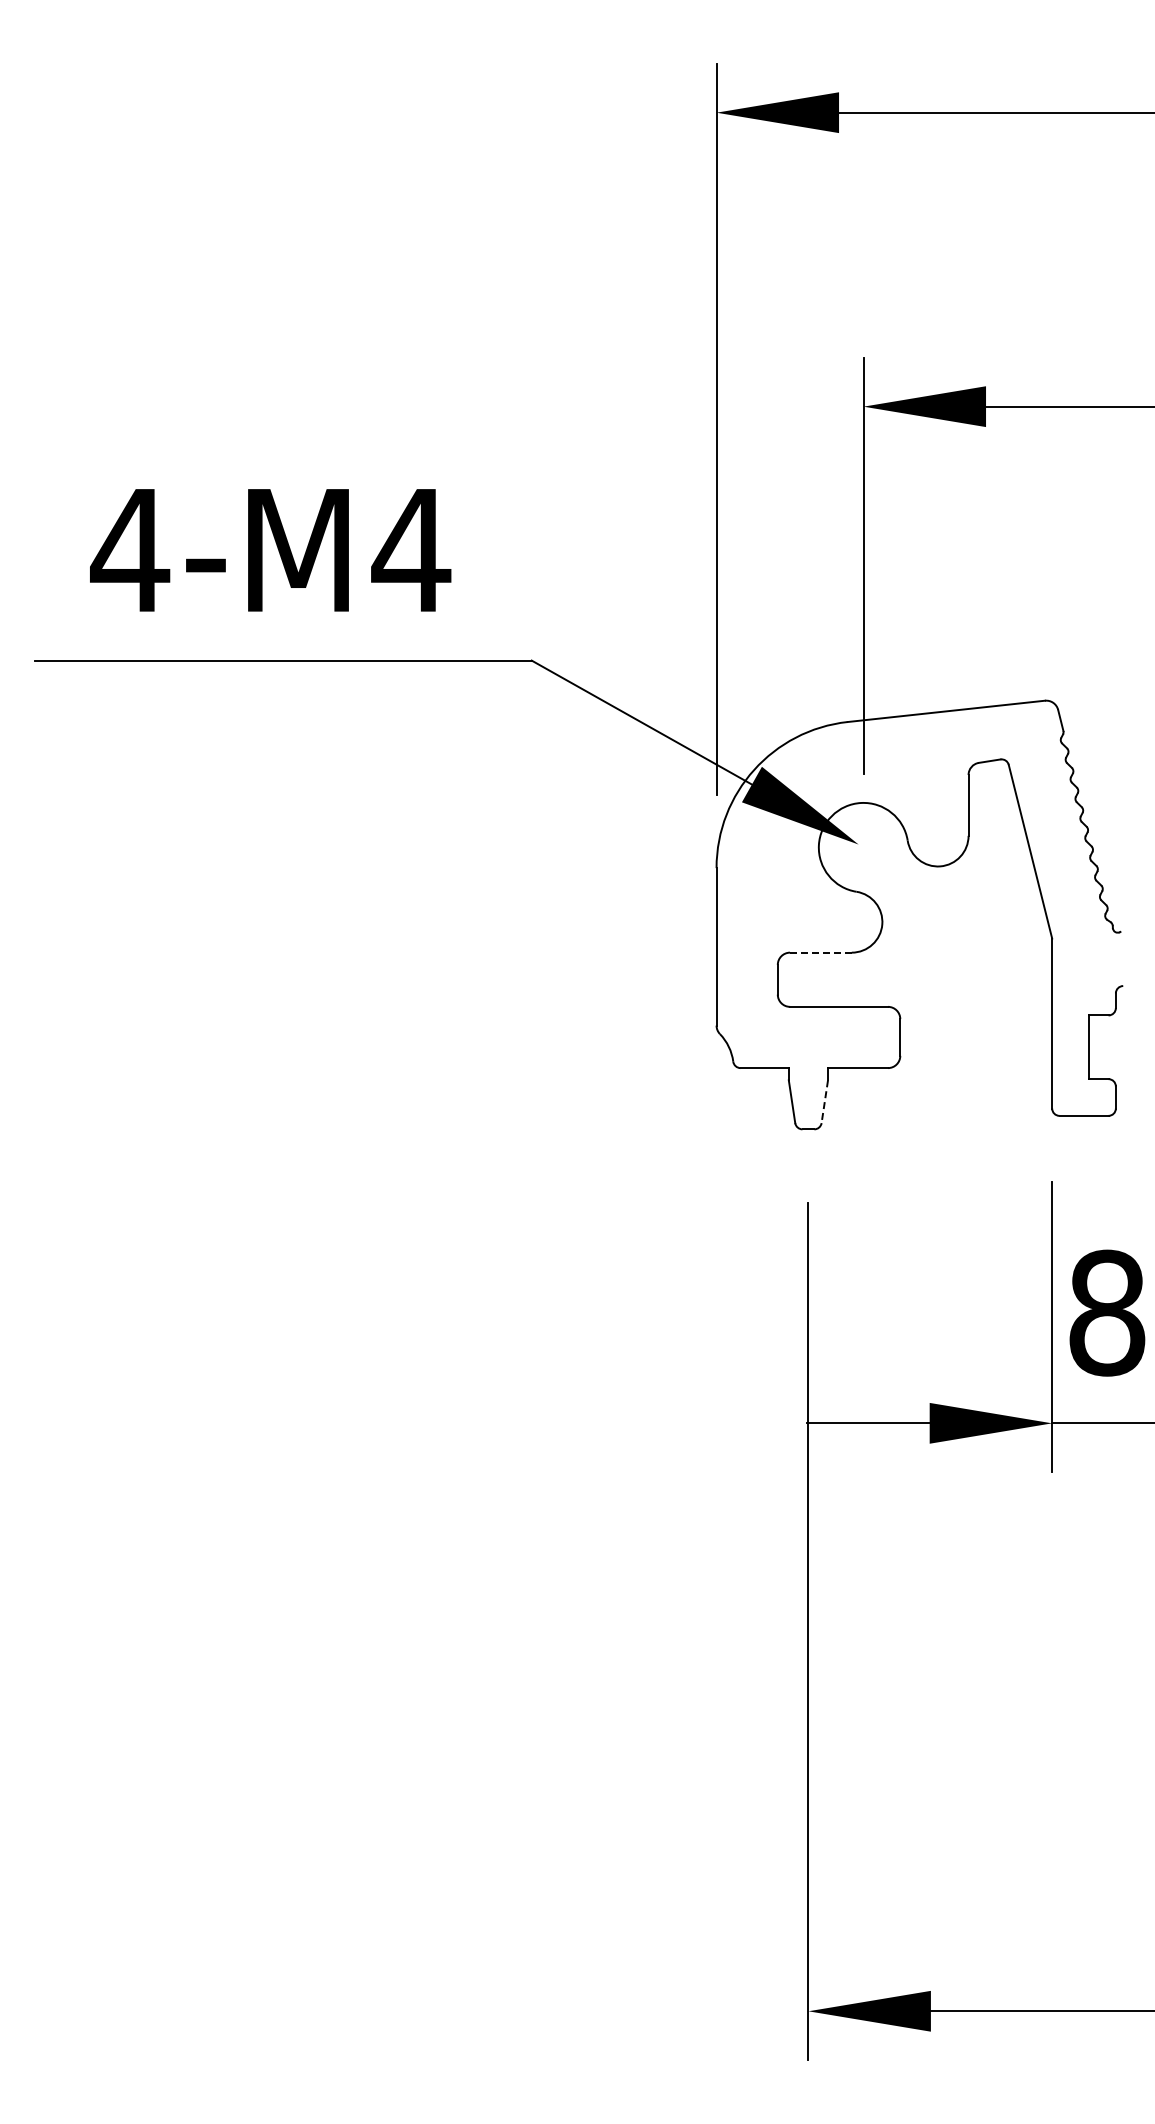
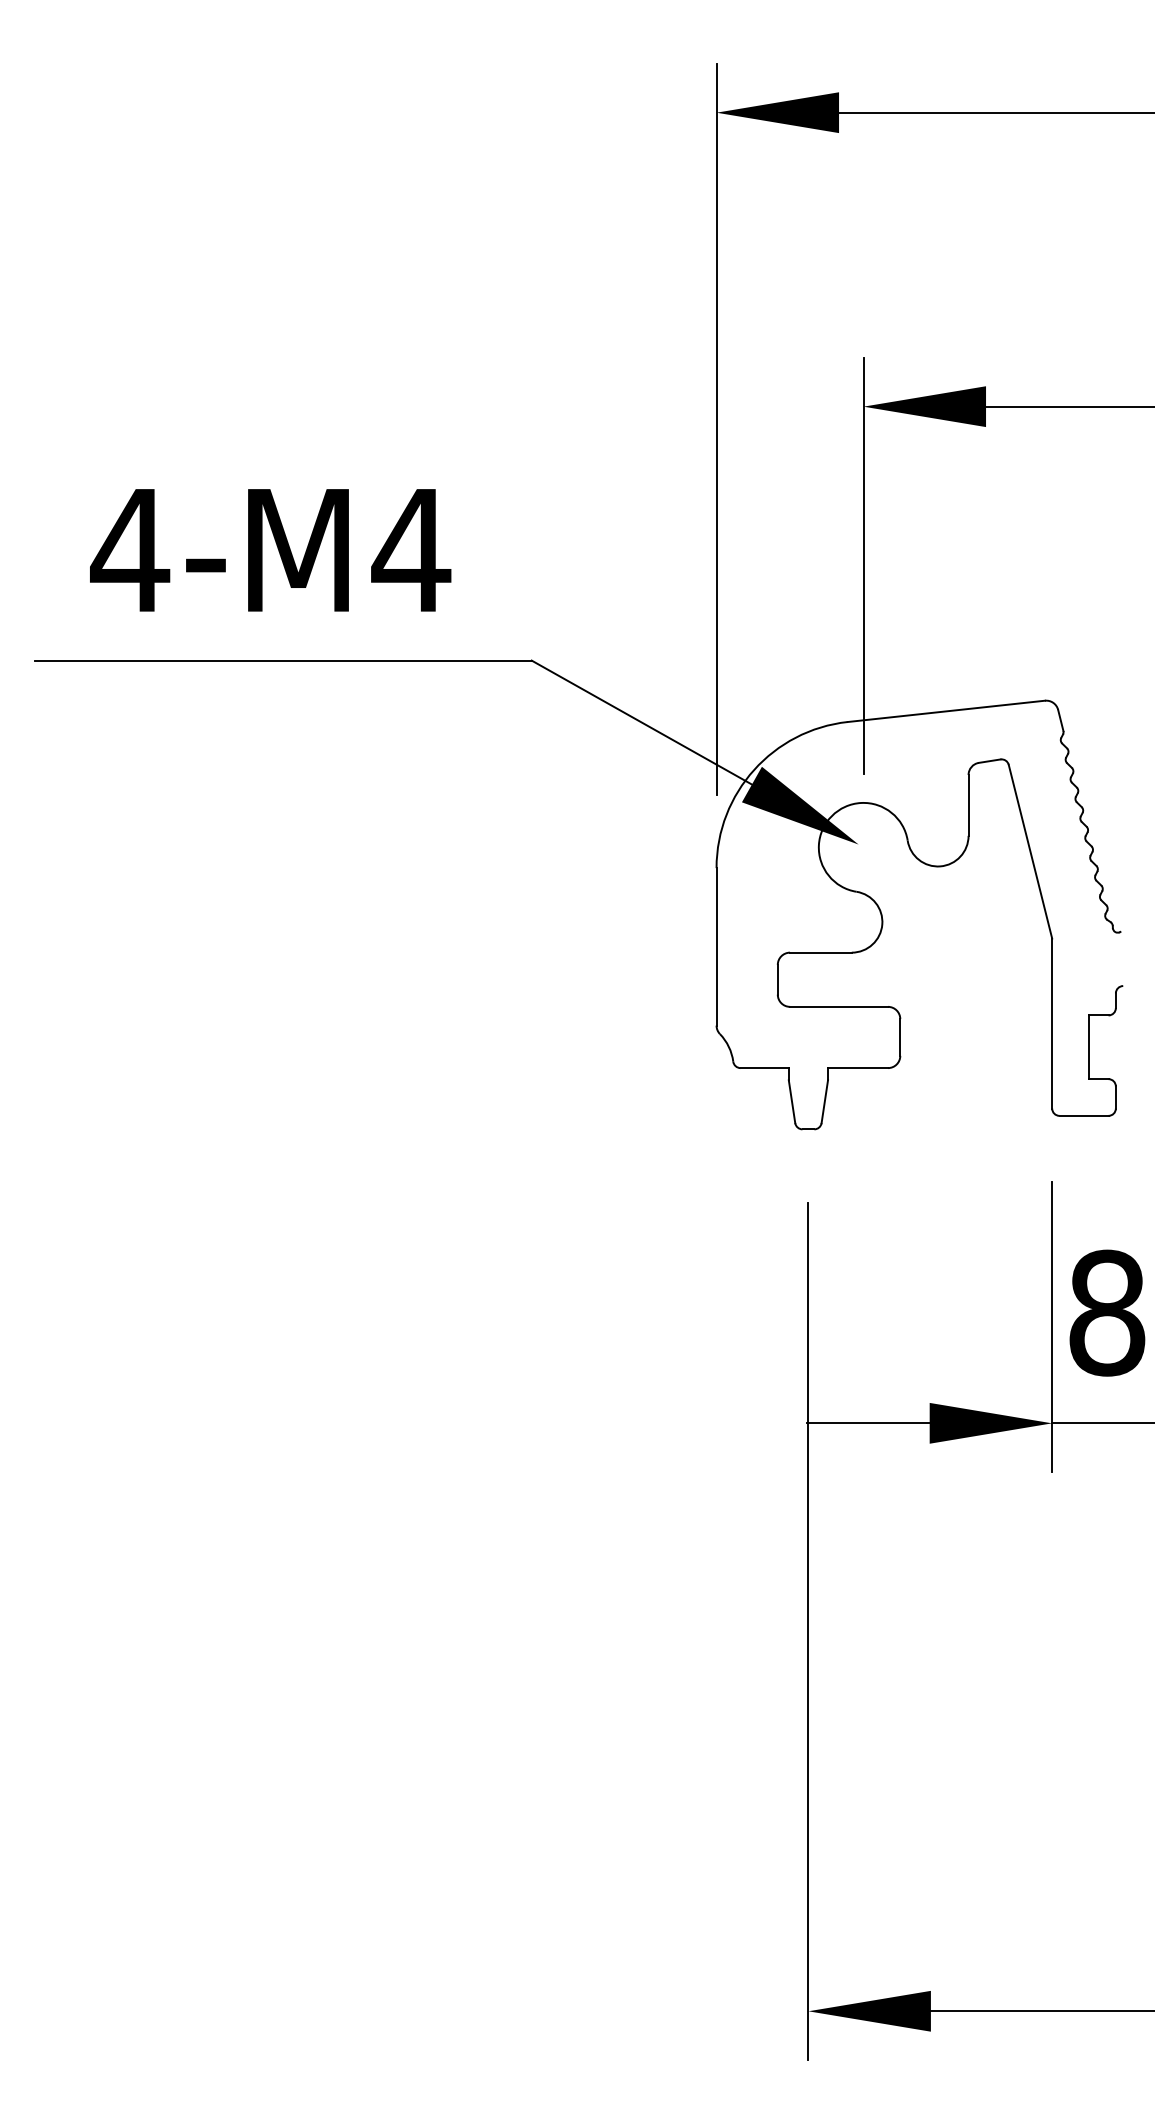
line: dashed -> solid (820, 952)
line: dashed -> solid (824, 1101)
